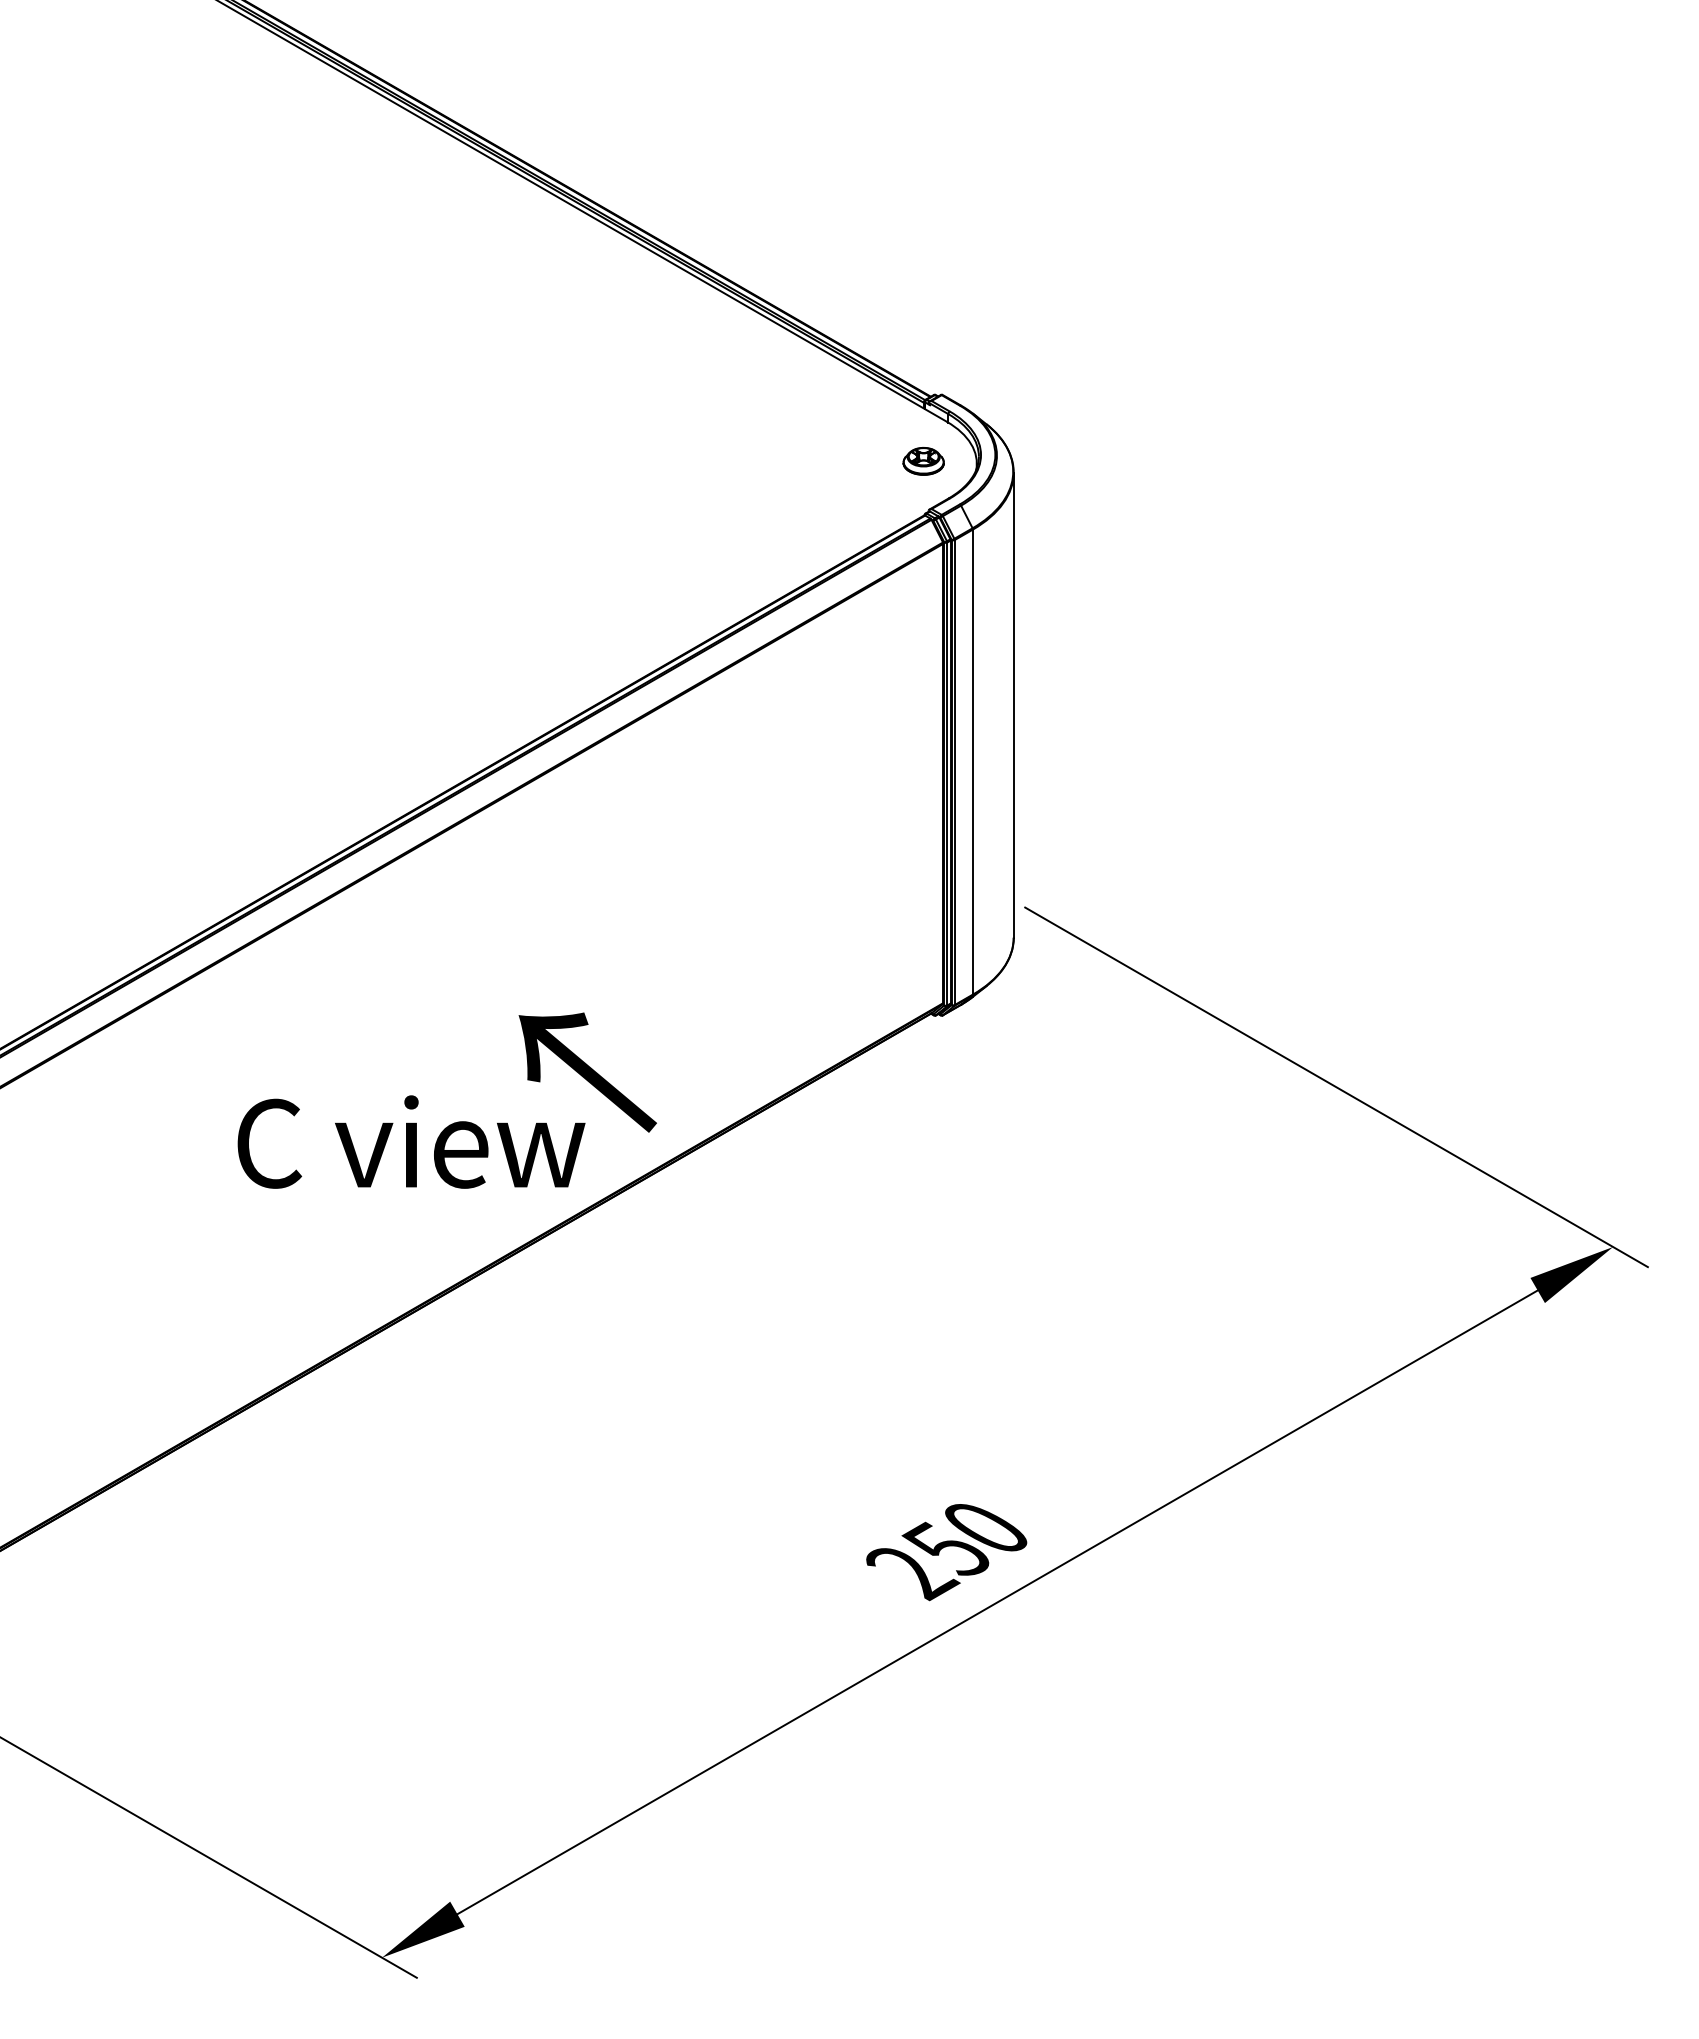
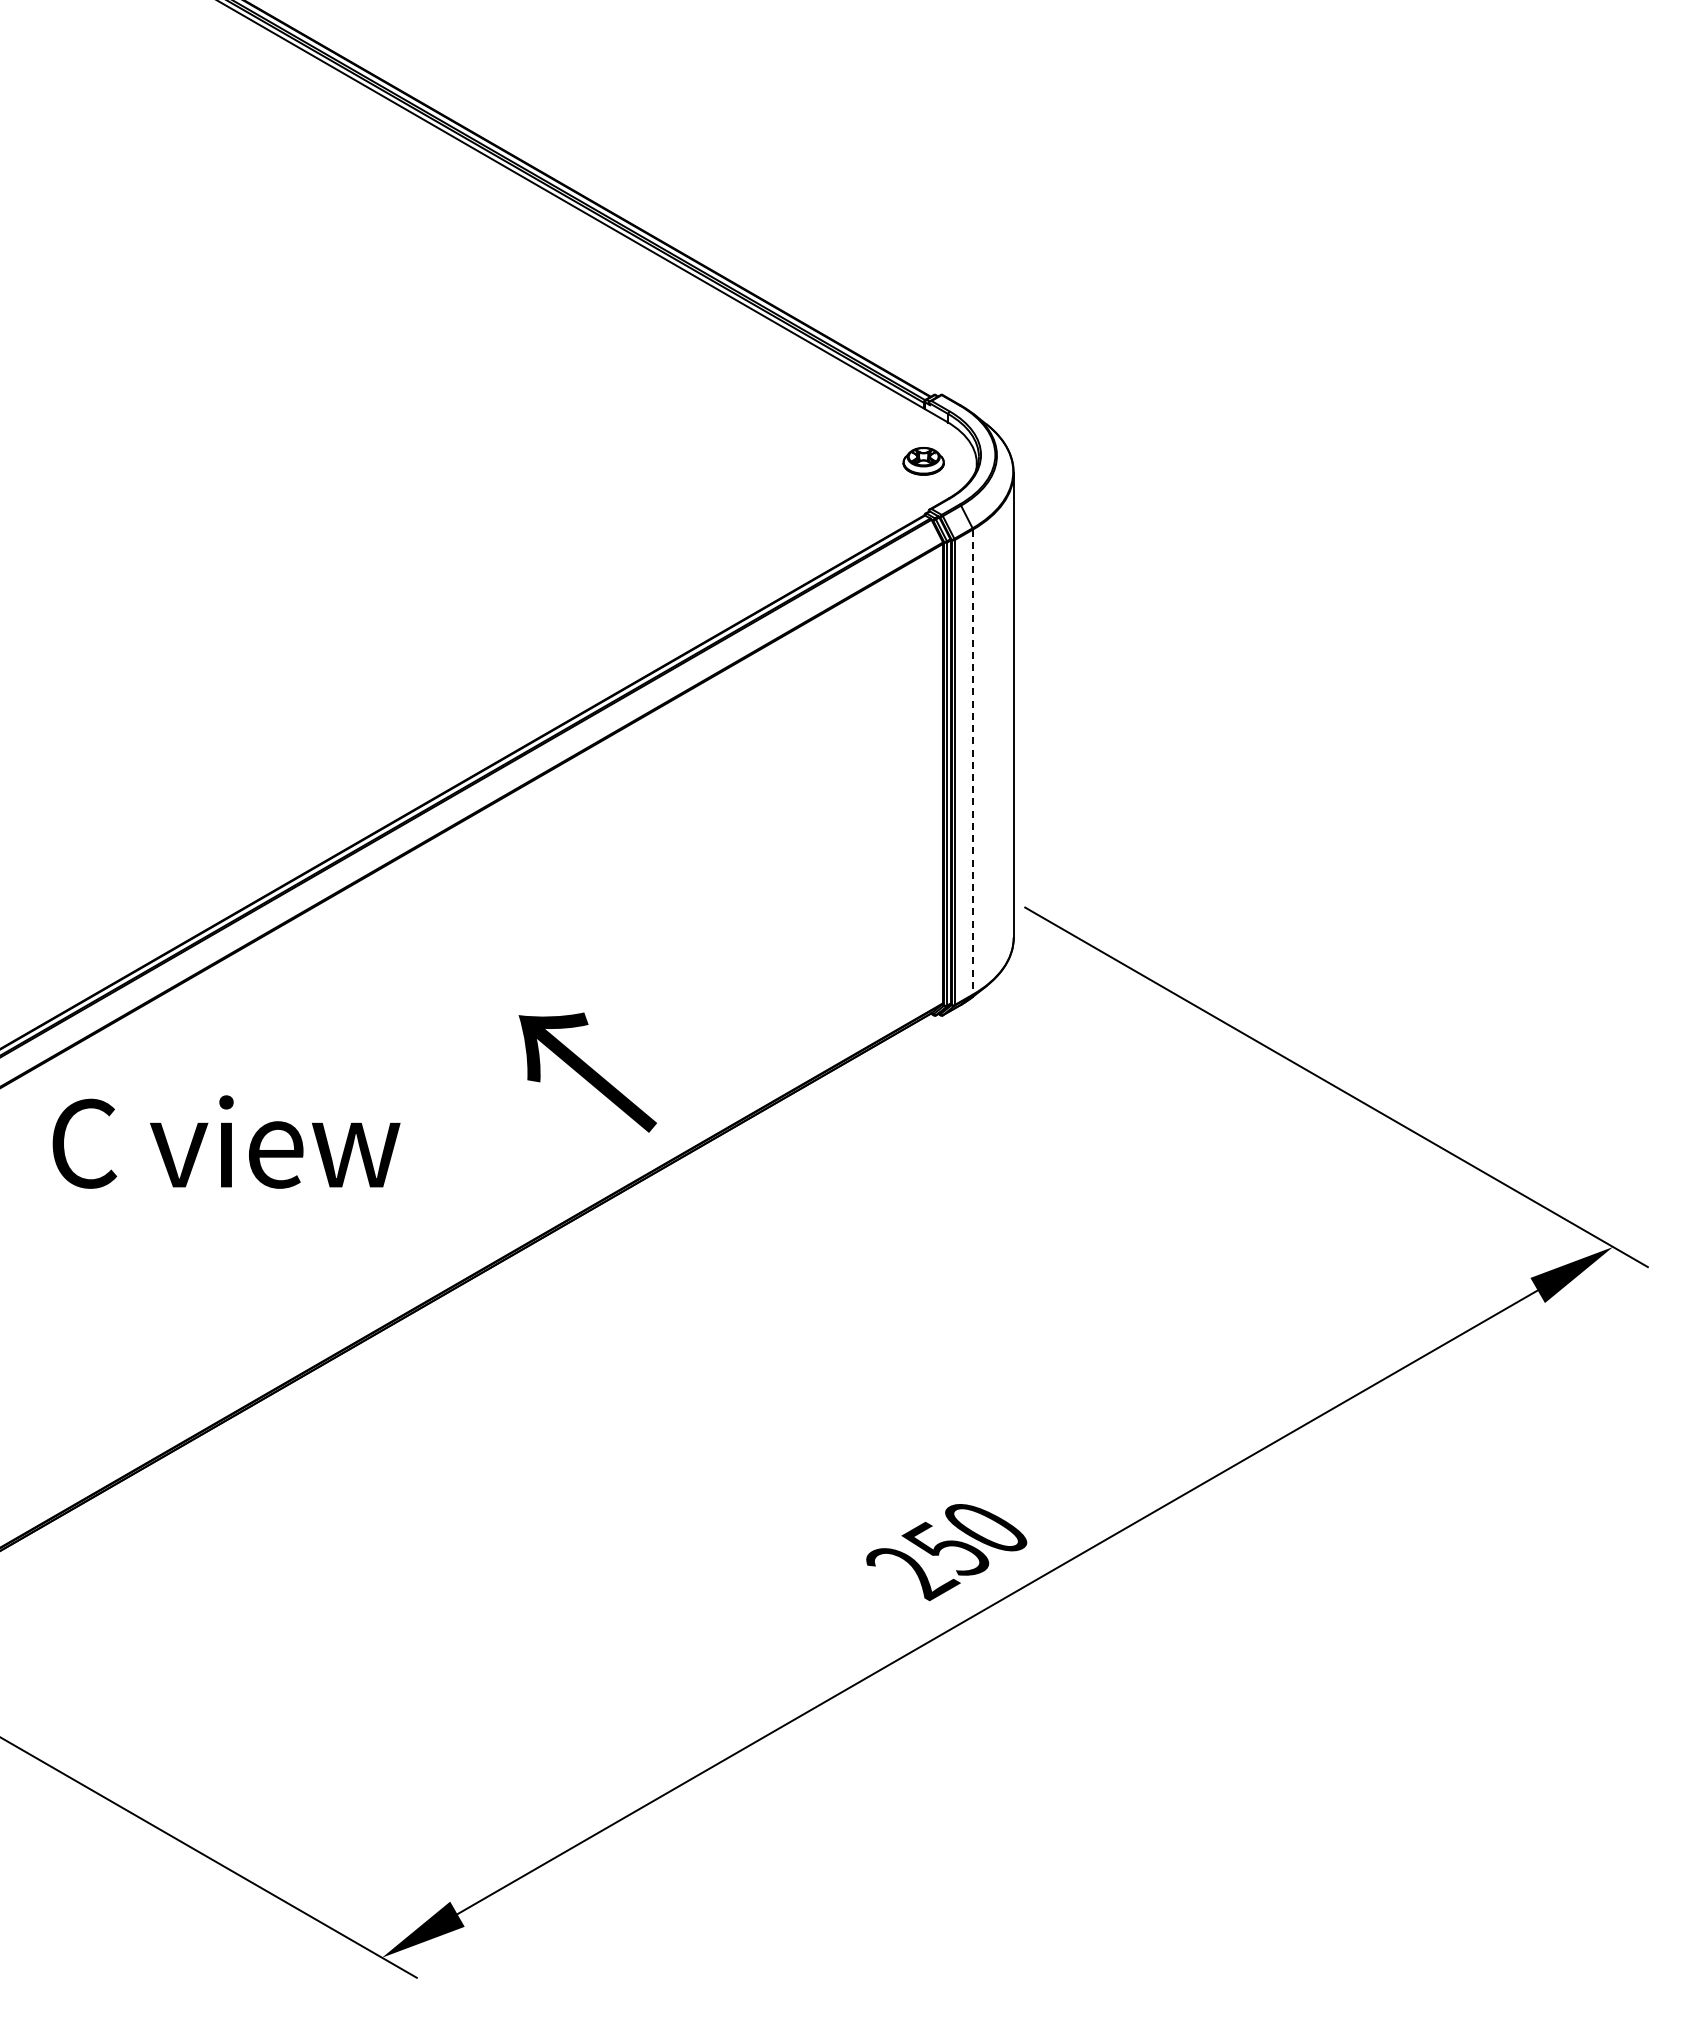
line: solid -> dashed (972, 762)
text position: (411, 1141) -> (226, 1141) (226, 1141)
